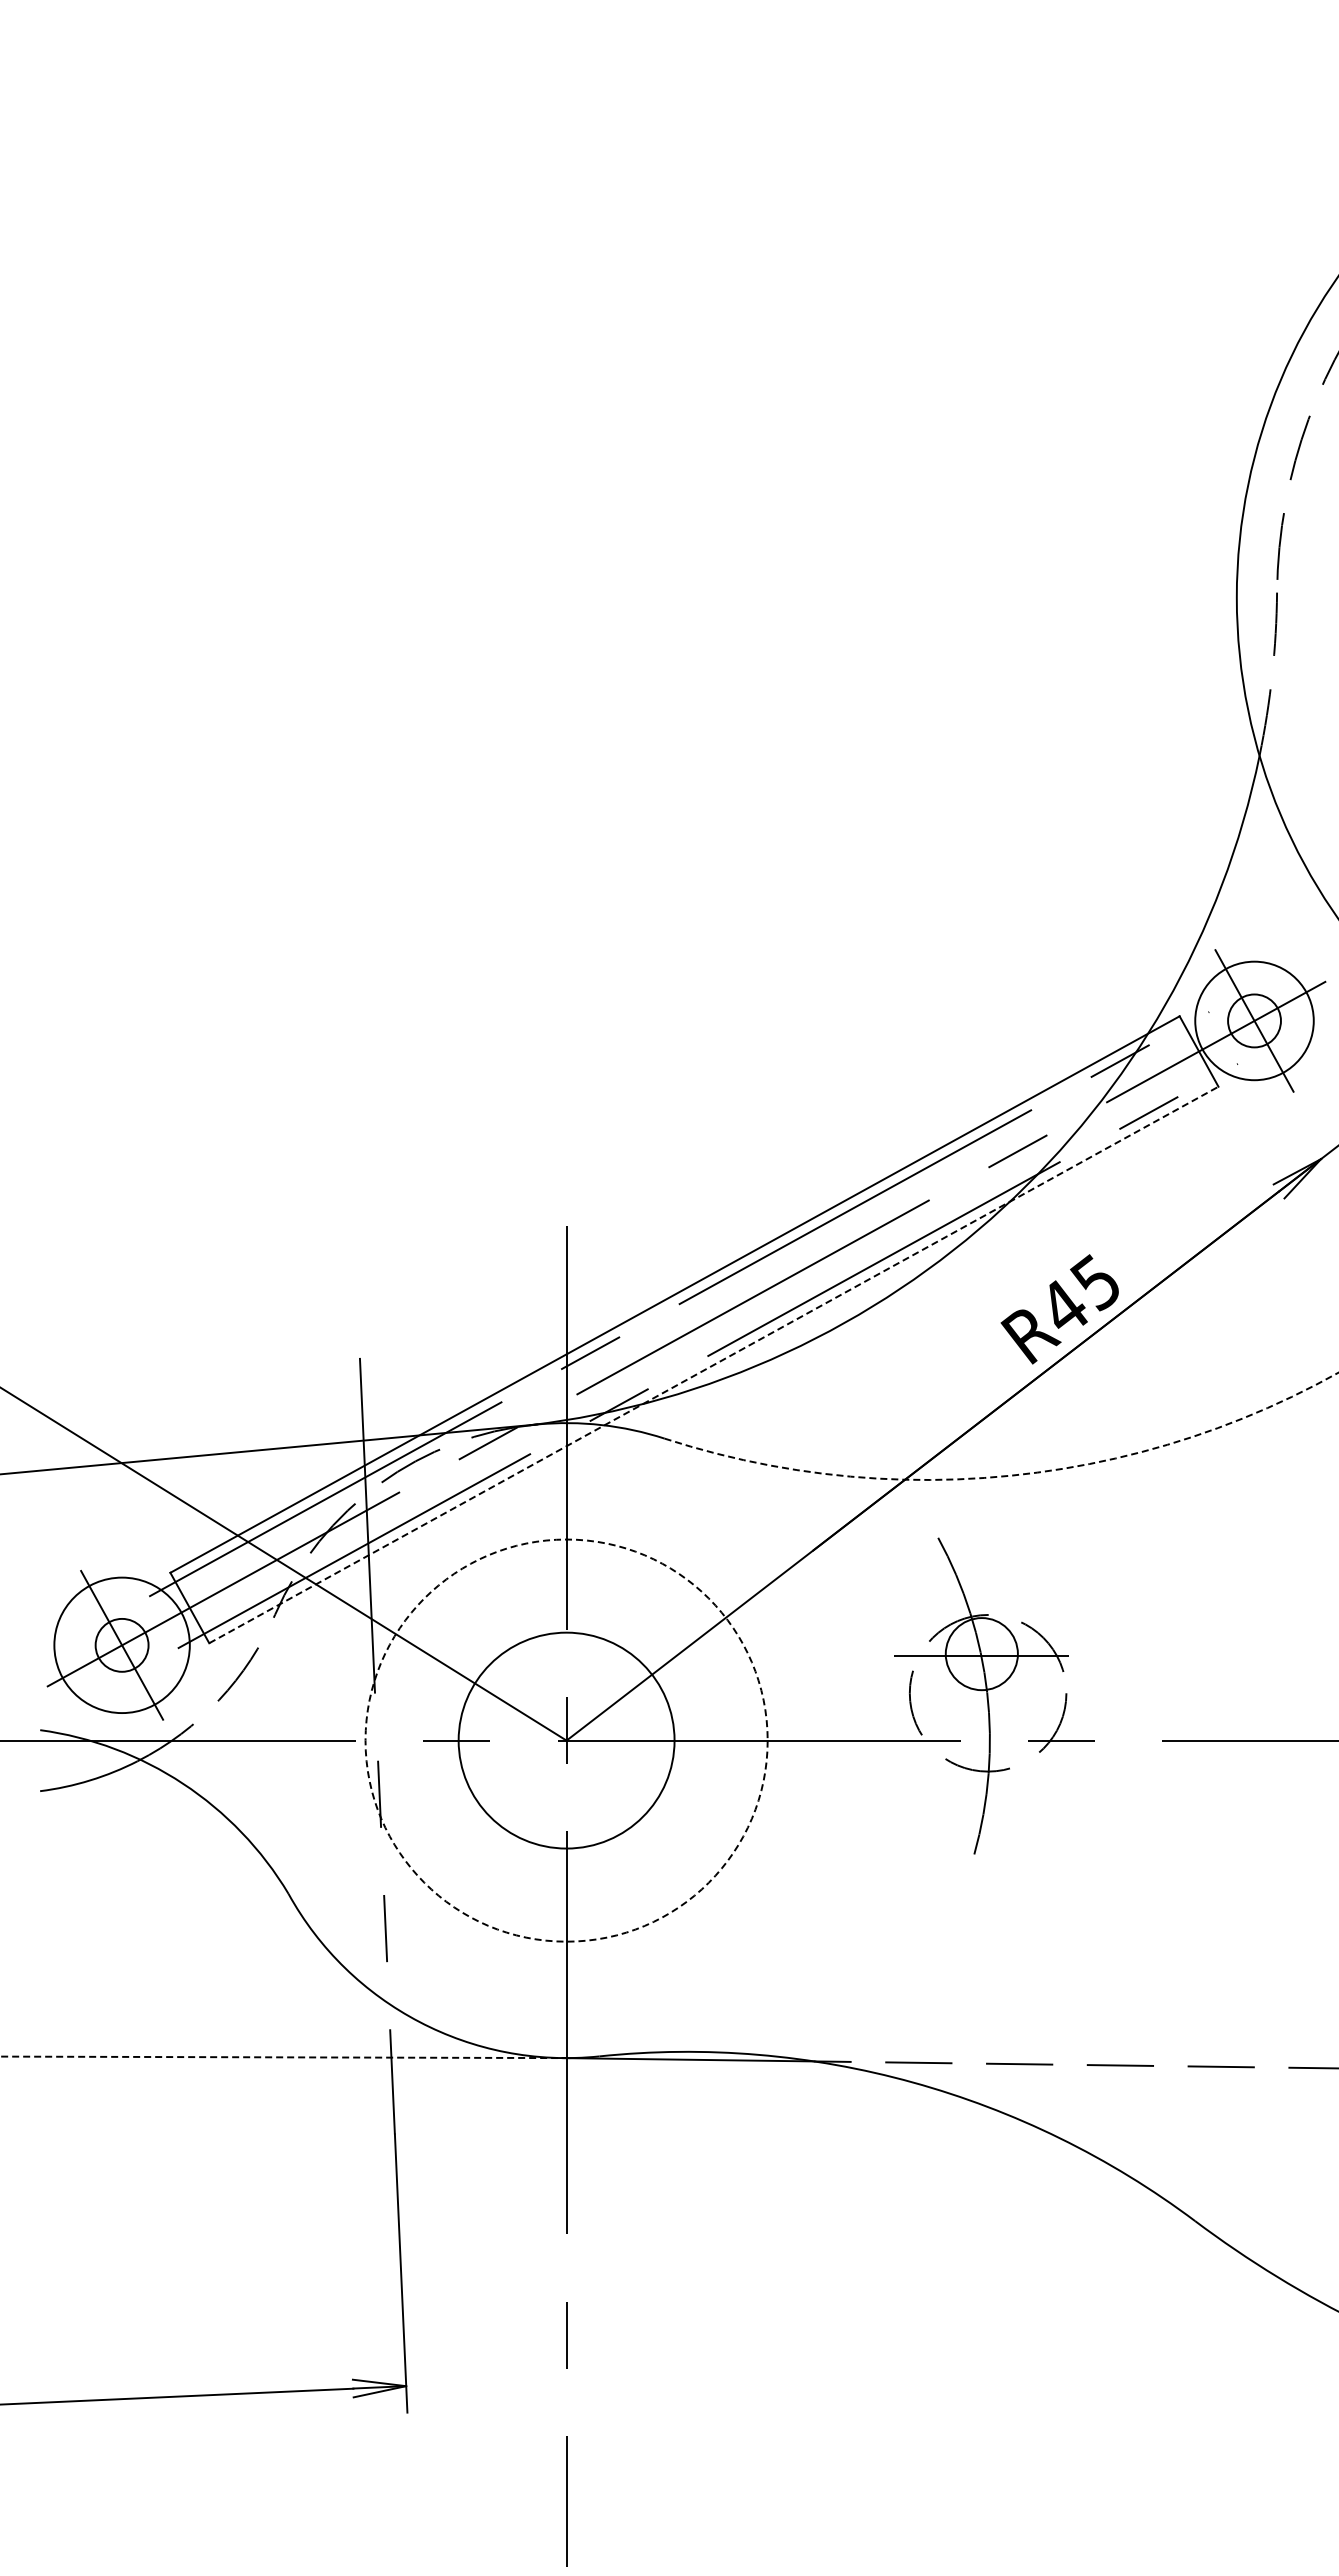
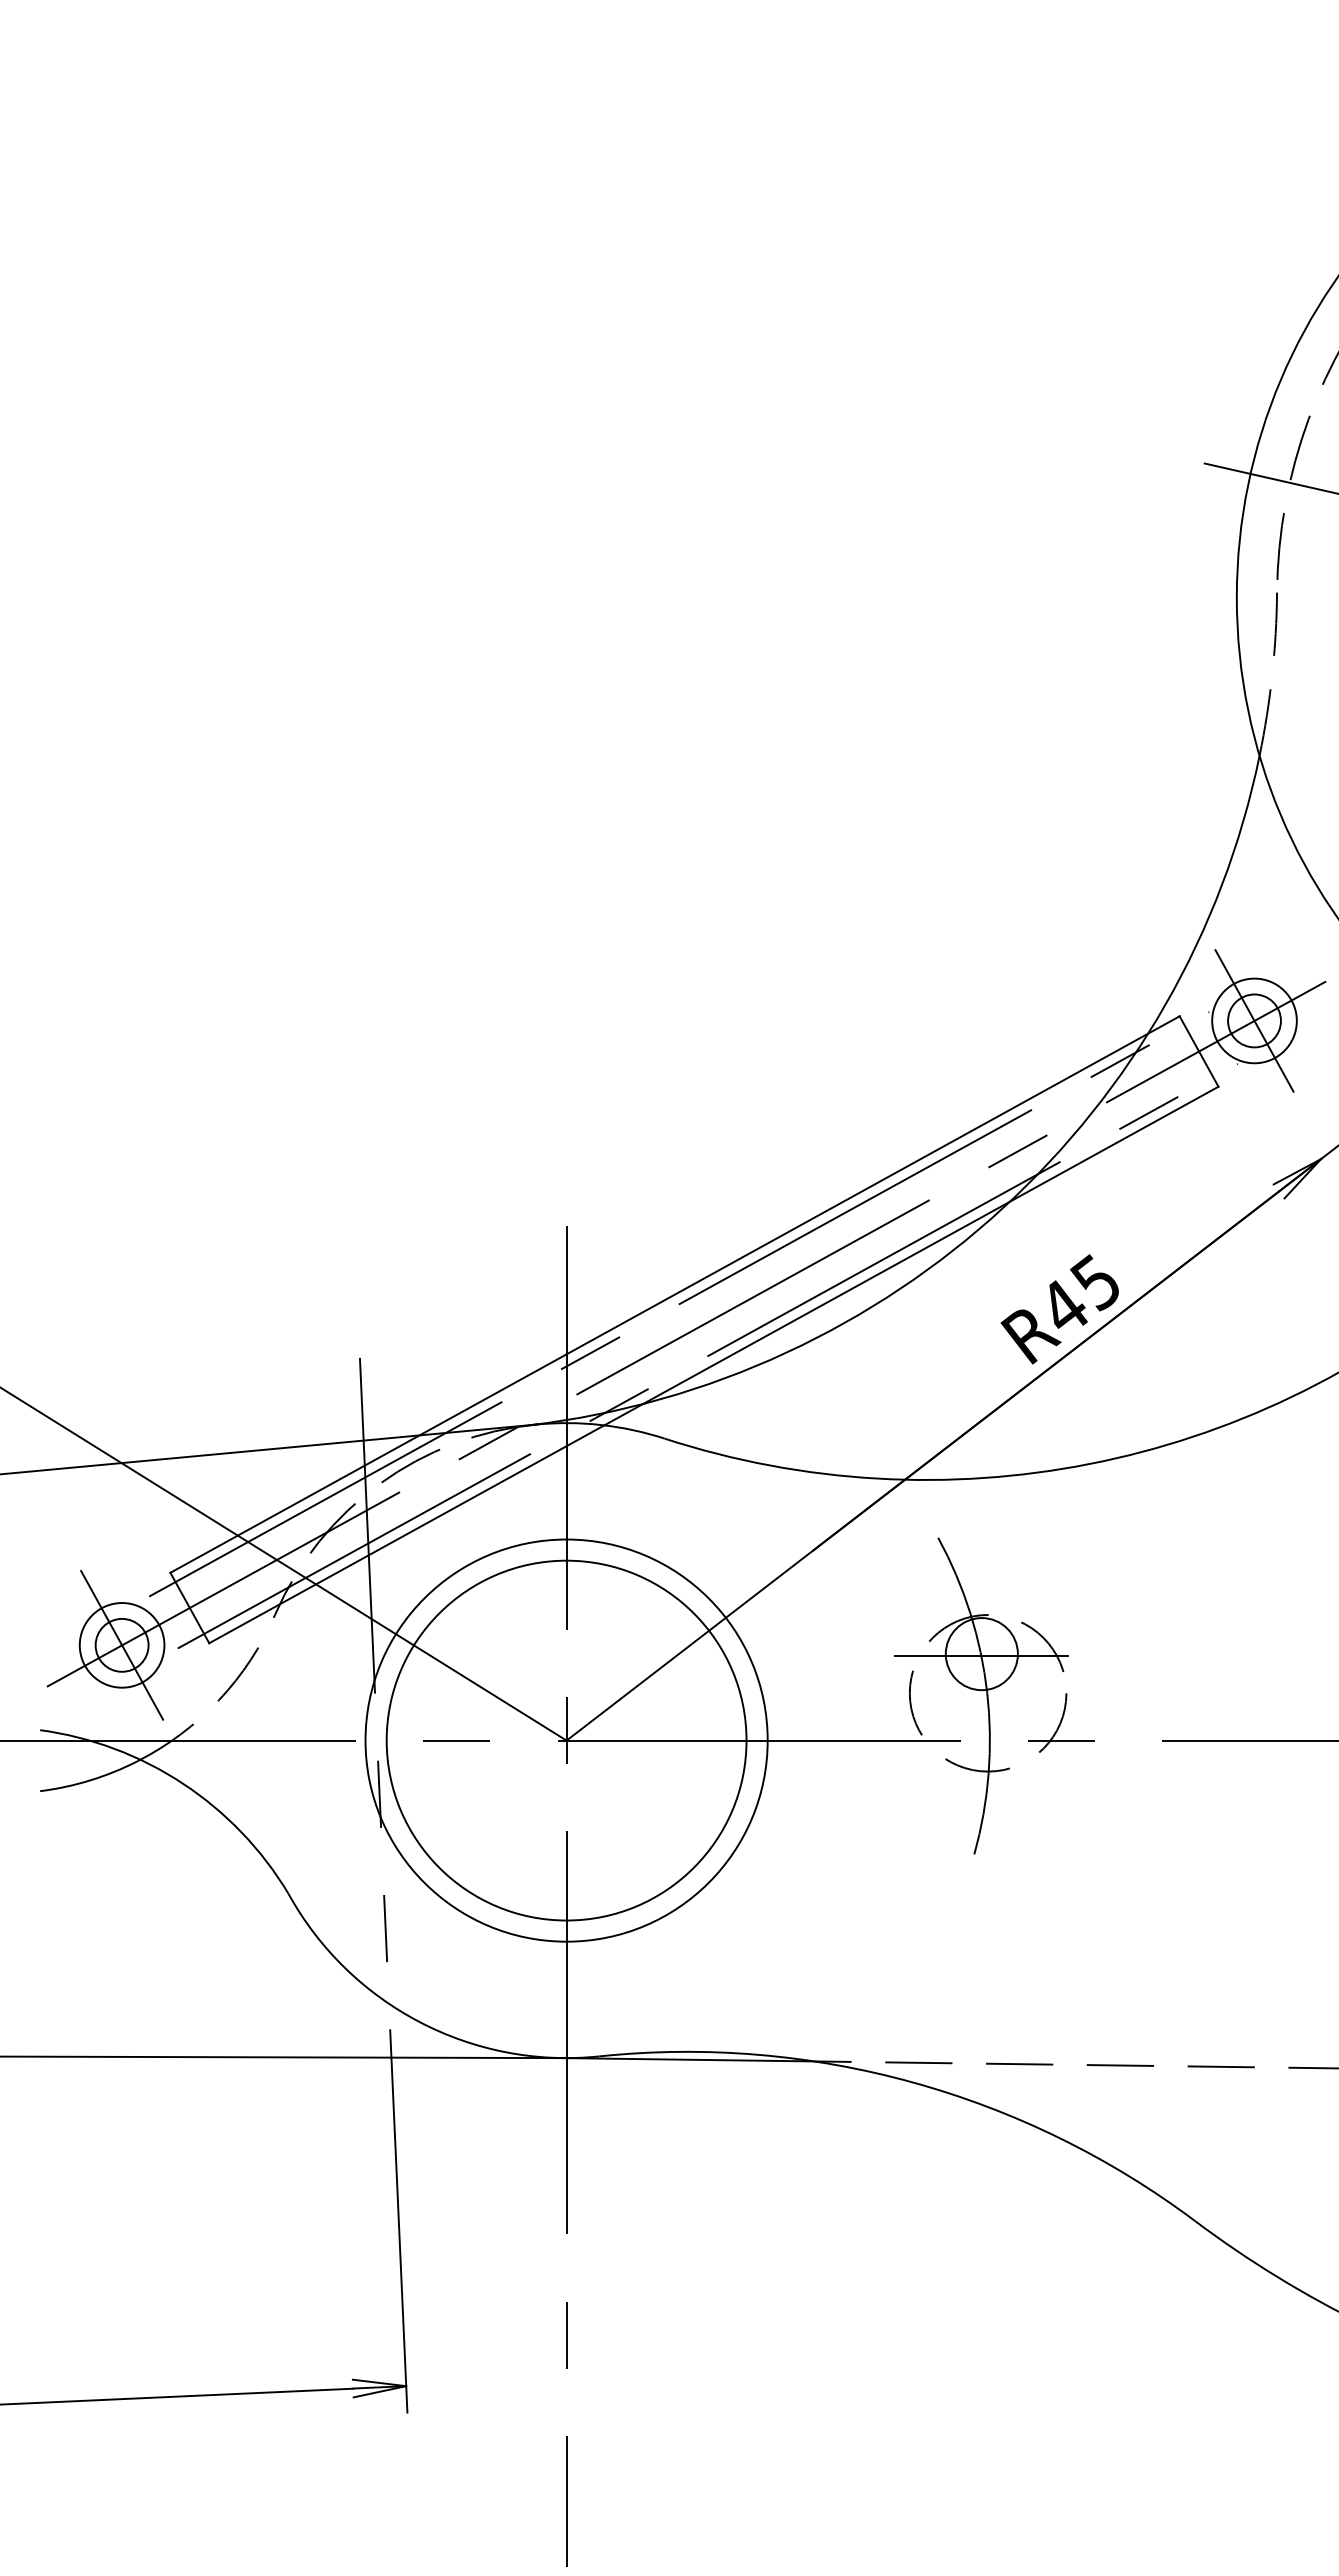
line: none -> present (1269, 478)
circle diameter: 119 px -> 85 px (1254, 1020)
line: dashed -> solid (714, 1364)
arc: dashed -> solid (1008, 1475)
circle diameter: 135 px -> 85 px (121, 1645)
circle diameter: 216 px -> 360 px (566, 1740)
circle: dashed -> solid (566, 1740)
line: dashed -> solid (283, 2057)
